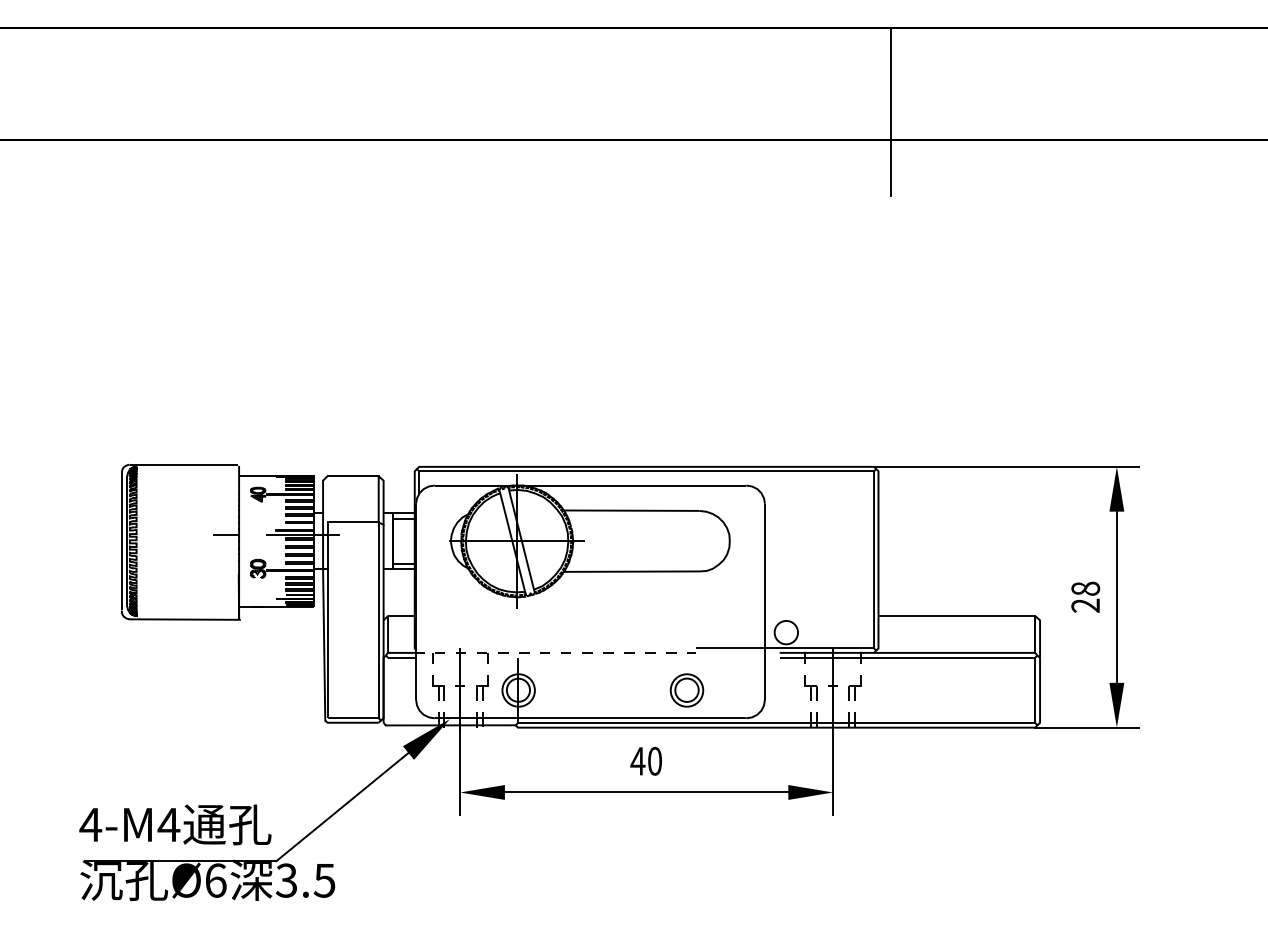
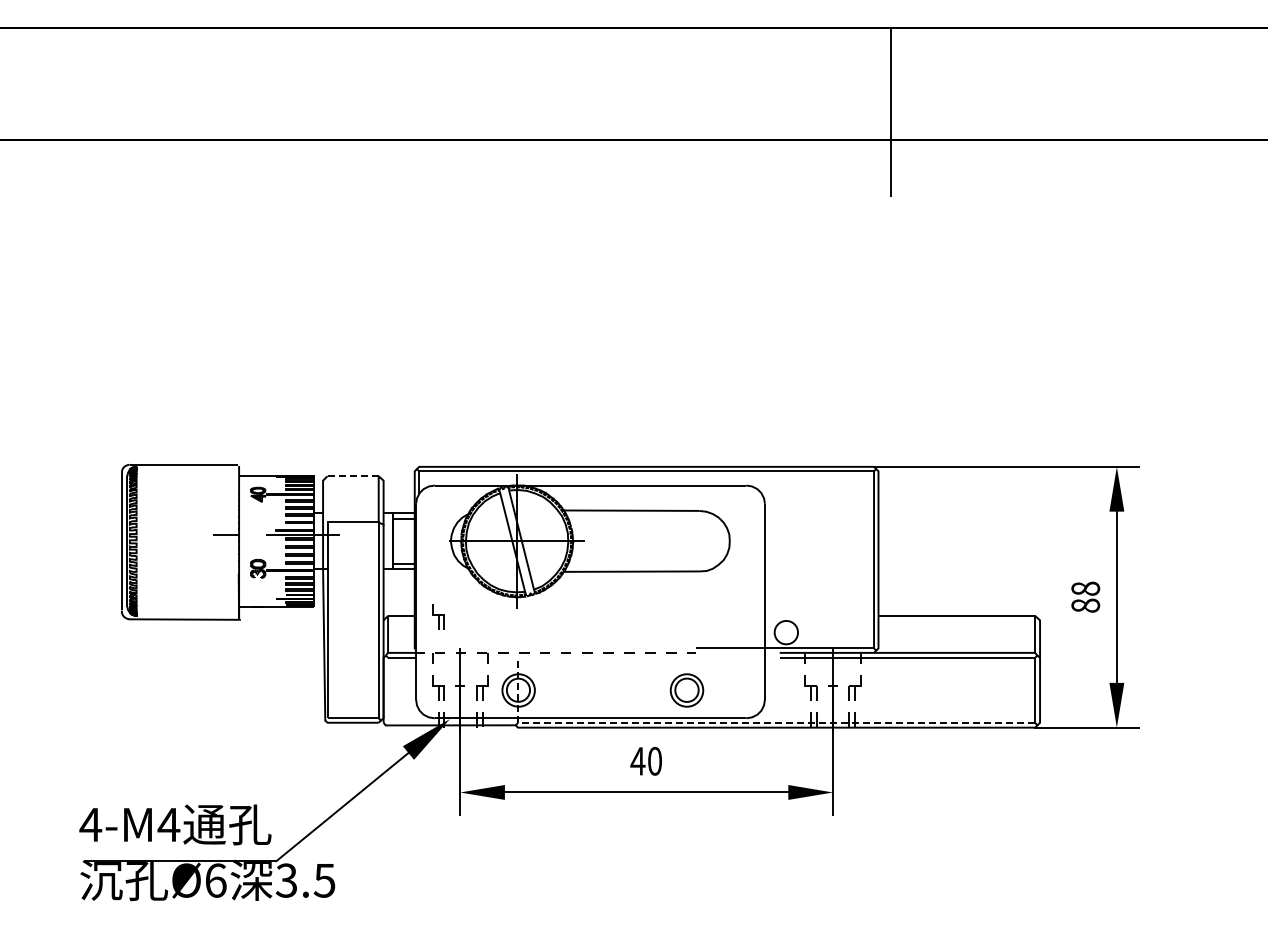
line: solid -> dashed (353, 476)
text: 28 -> 88 (1085, 605)
part: none -> present (438, 616)
line: solid -> dashed (743, 722)
